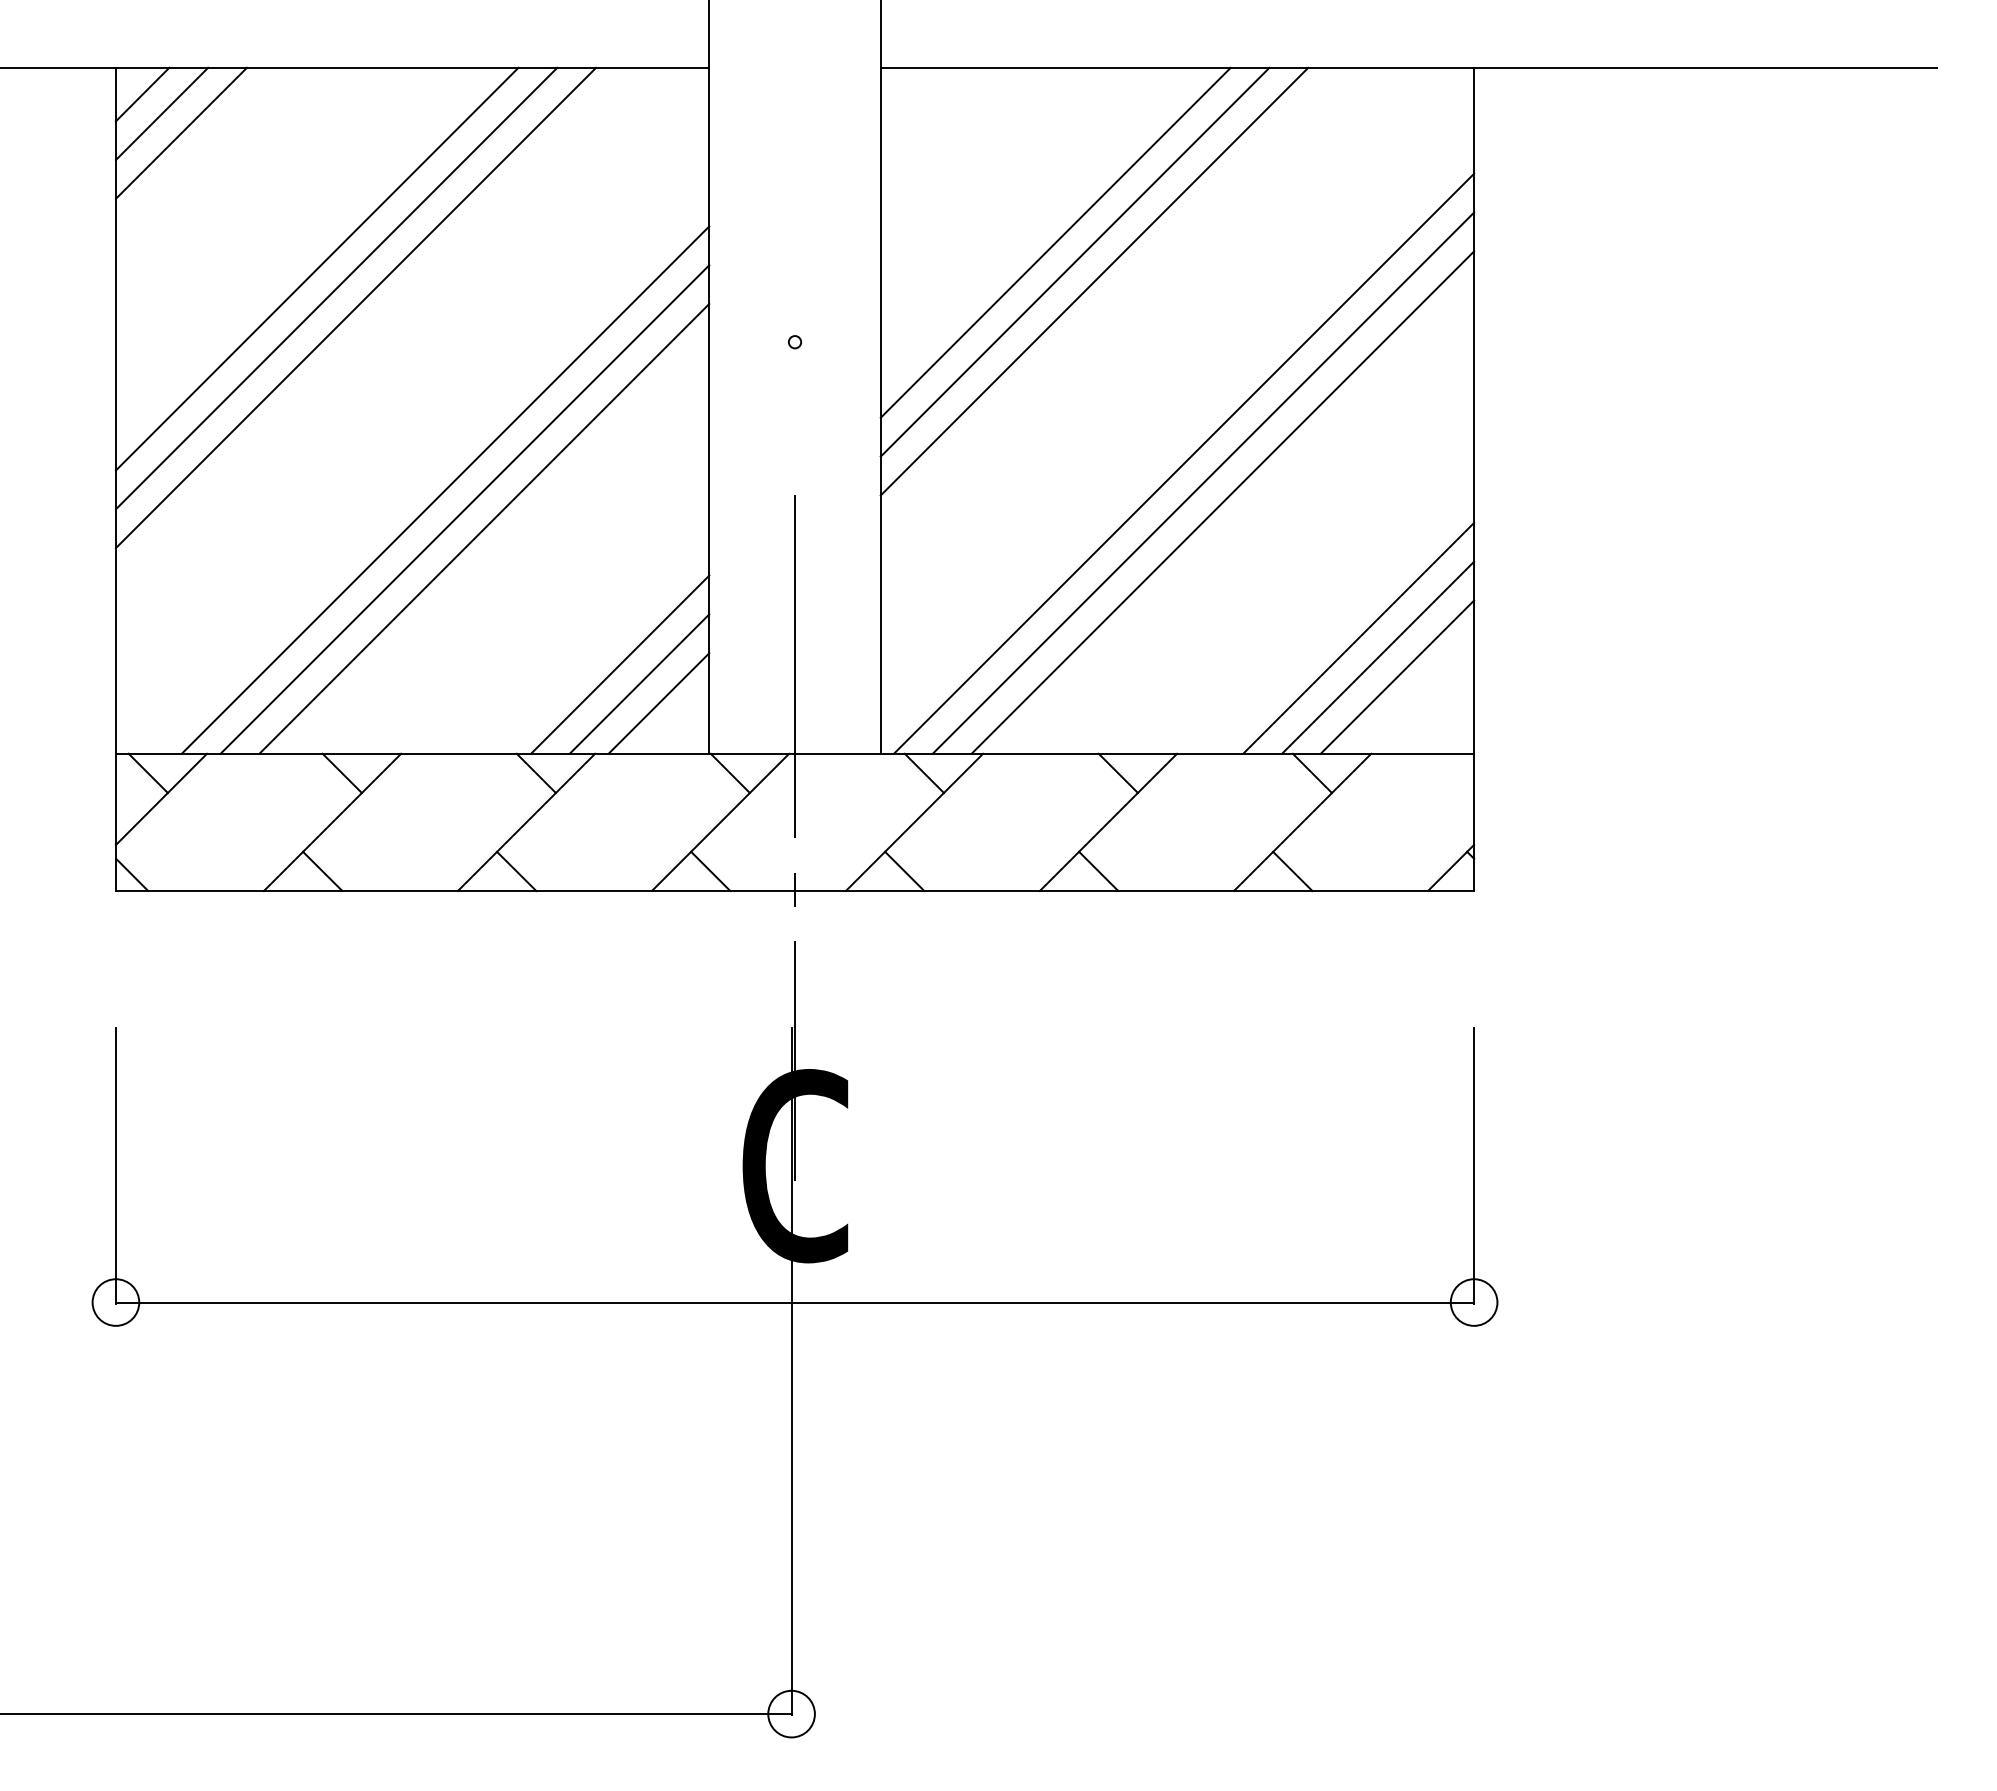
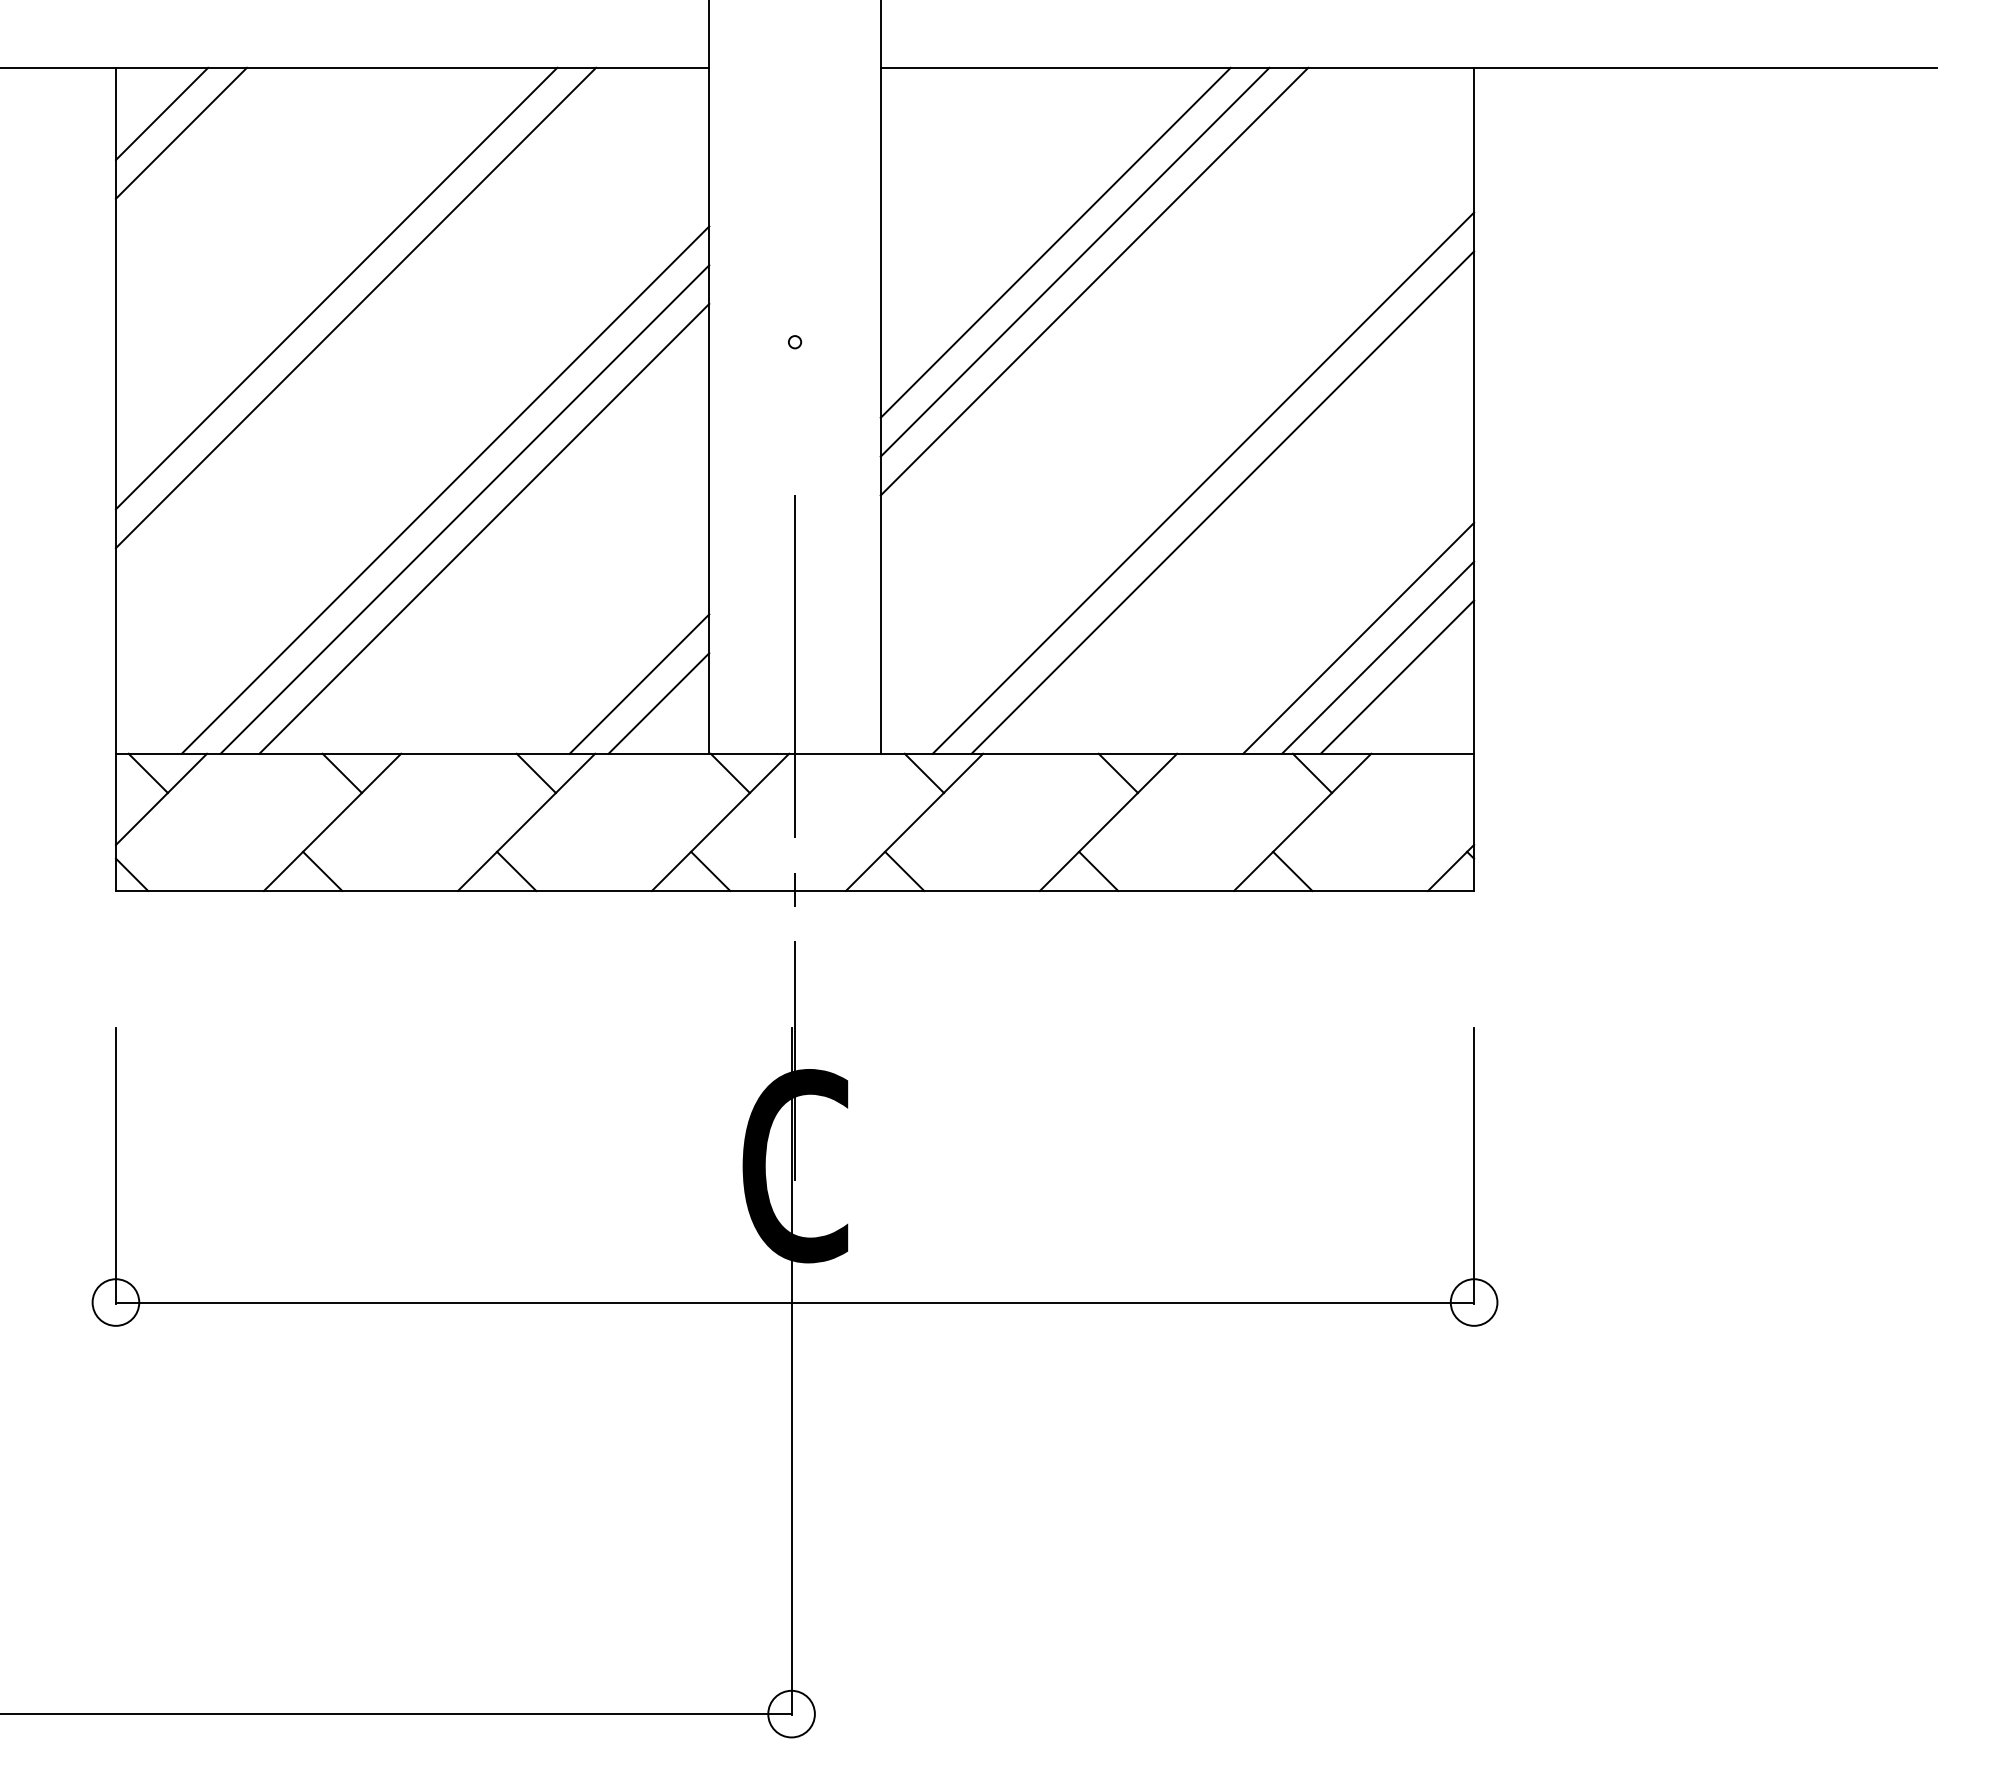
line: present -> none (142, 94)
line: present -> none (316, 268)
line: present -> none (1183, 463)
line: present -> none (620, 664)
